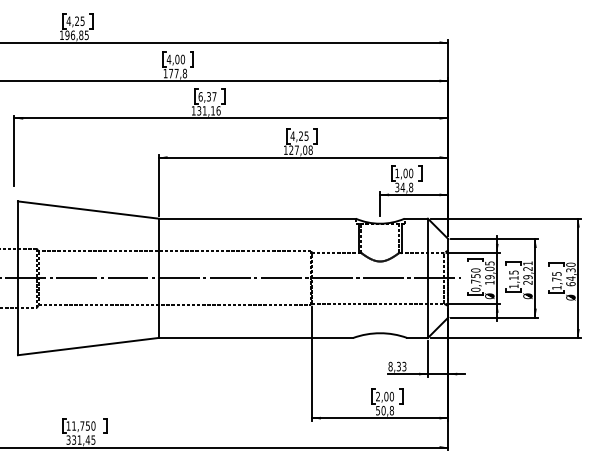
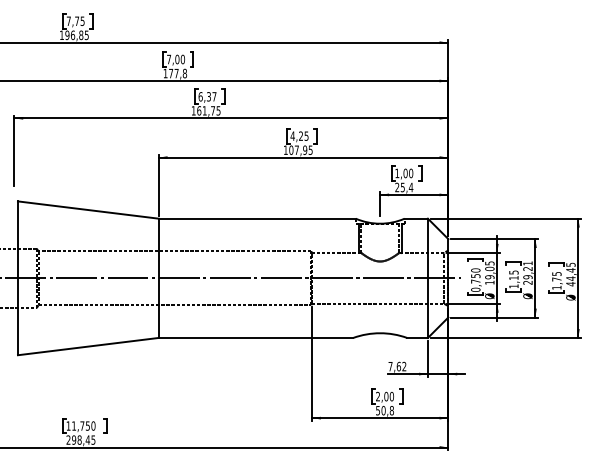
text: 4,25 -> 7,75 (72, 20)
text: 4,00 -> 7,00 (168, 59)
text: 131,16 -> 161,75 (208, 110)
text: 127,08 -> 107,95 (300, 149)
text: 34,8 -> 25,4 (404, 187)
text: 64,30 -> 44,45 (570, 274)
text: 8,33 -> 7,62 (397, 366)
text: 331,45 -> 298,45 (73, 439)
